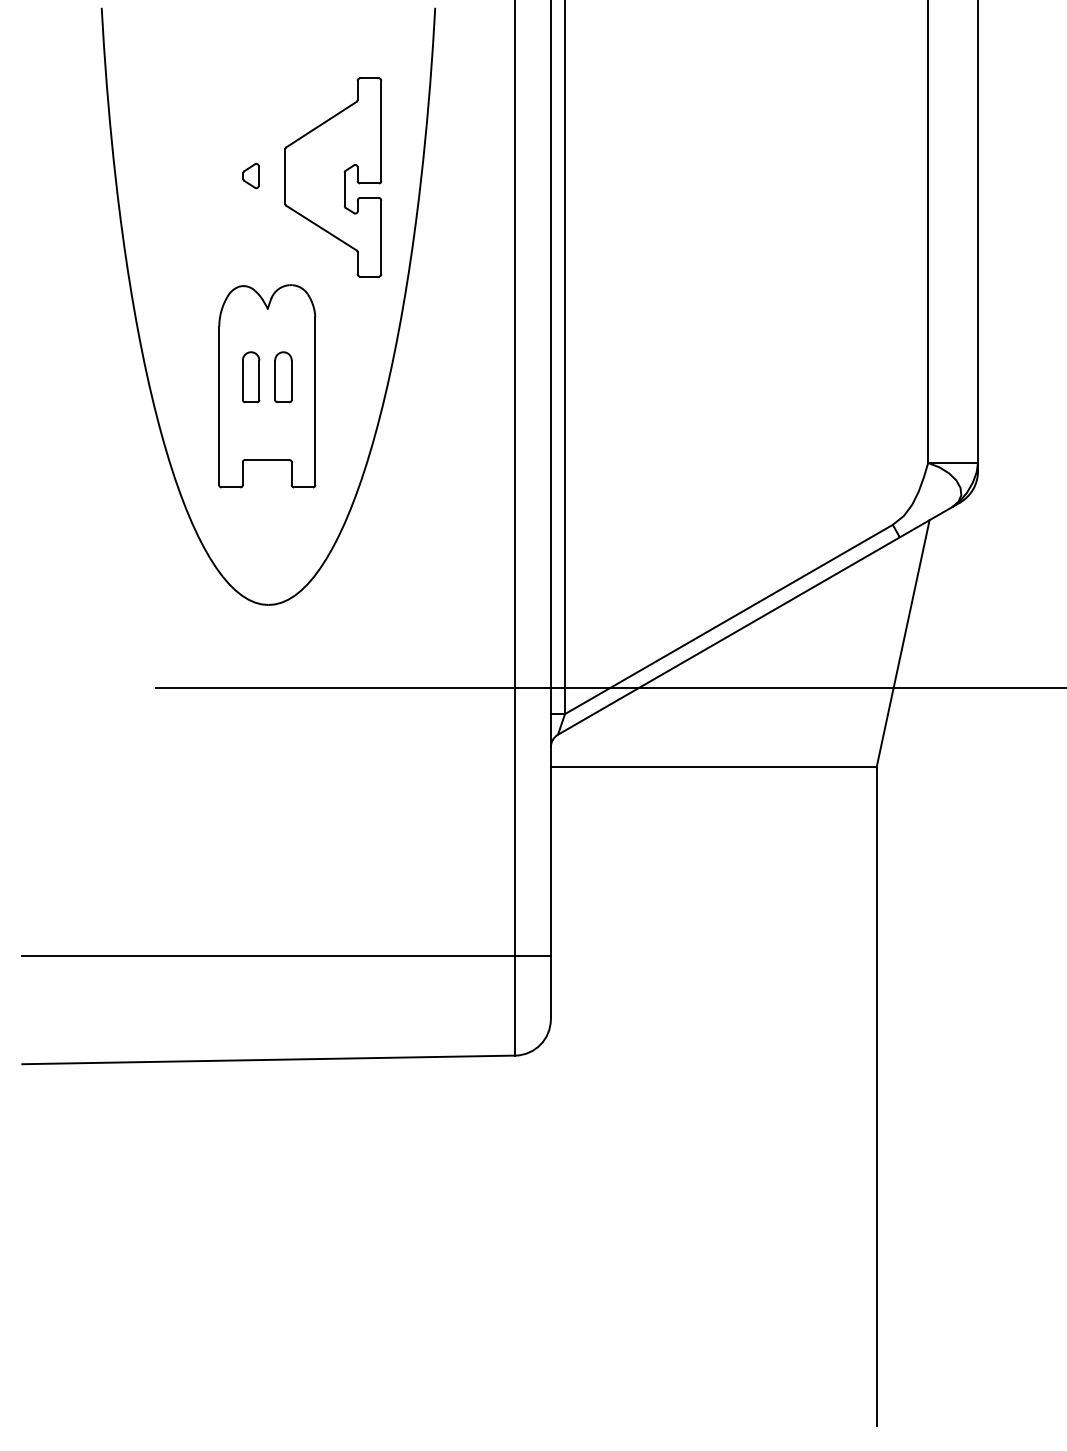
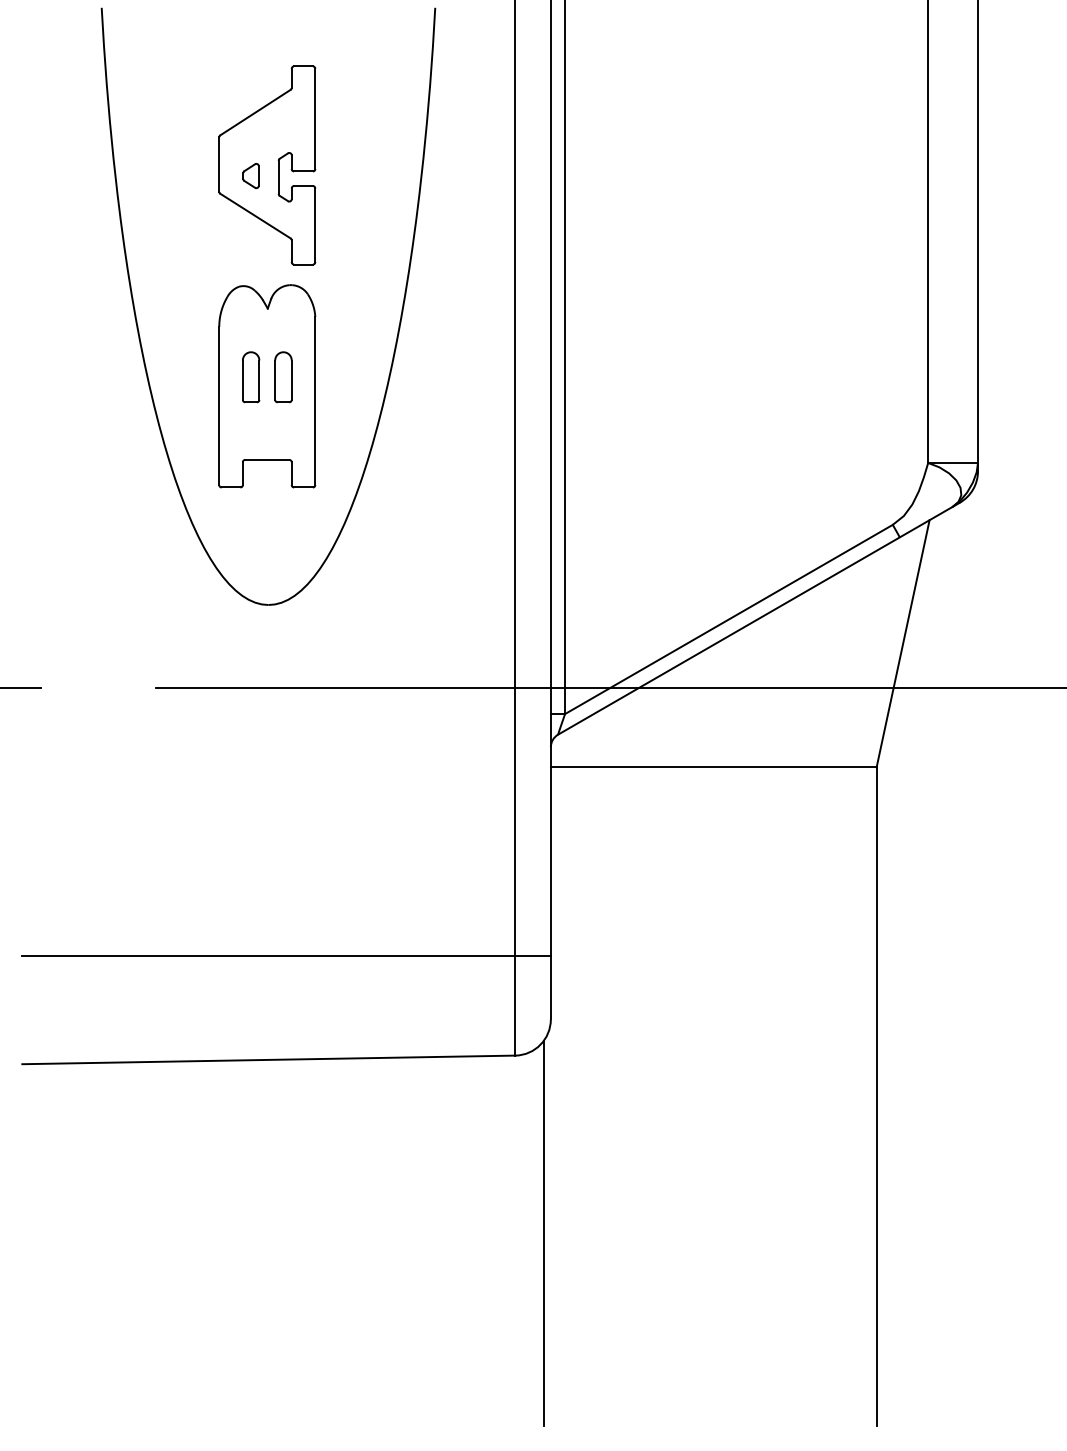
part position: (333, 177) -> (267, 165) (267, 165)
line: none -> present (21, 687)
line: none -> present (543, 1233)
